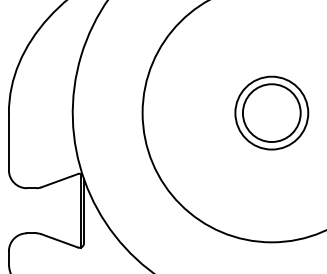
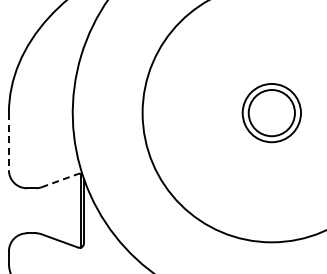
part size: 76x76 px -> 61x61 px (271, 113)
line: solid -> dashed (8, 141)
line: solid -> dashed (60, 180)
